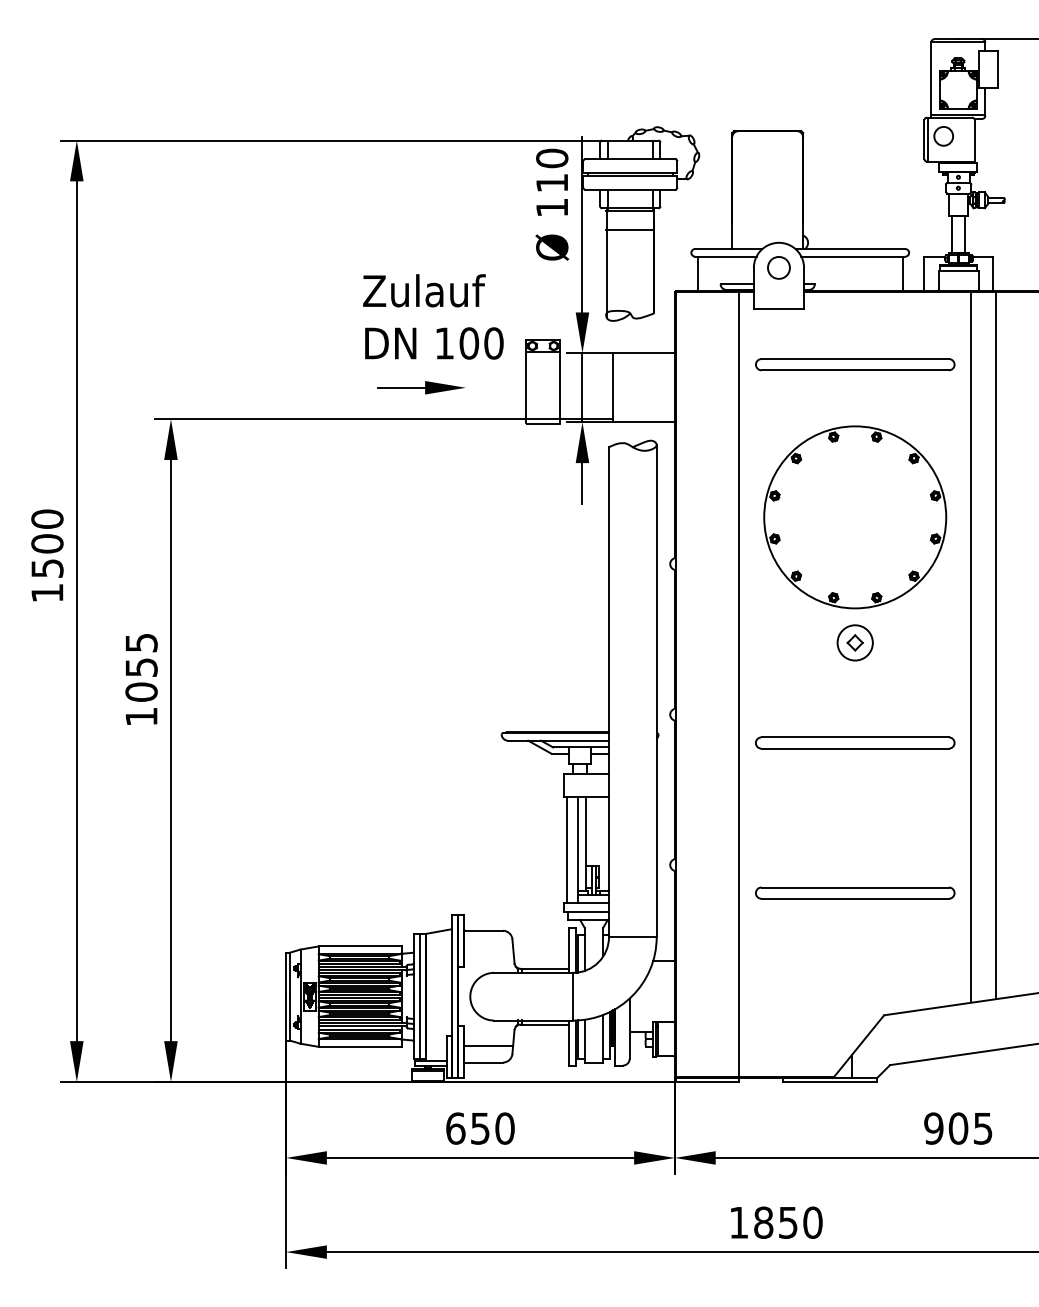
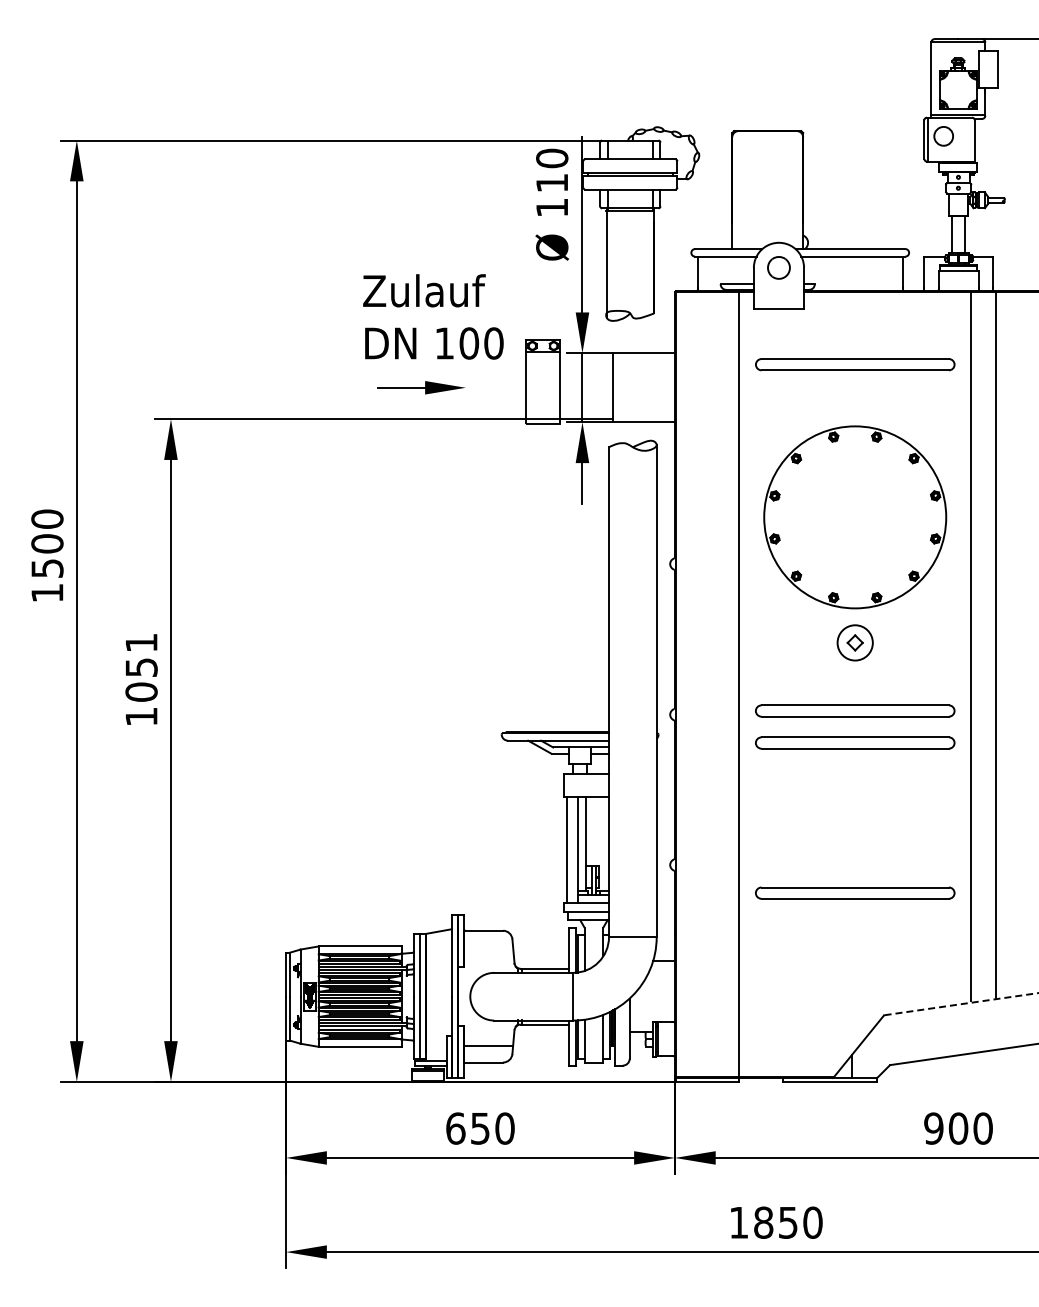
line: present -> none (630, 230)
text: 1055 -> 1051 (141, 643)
part: none -> present (855, 710)
line: solid -> dashed (961, 1004)
text: 905 -> 900 (982, 1128)
